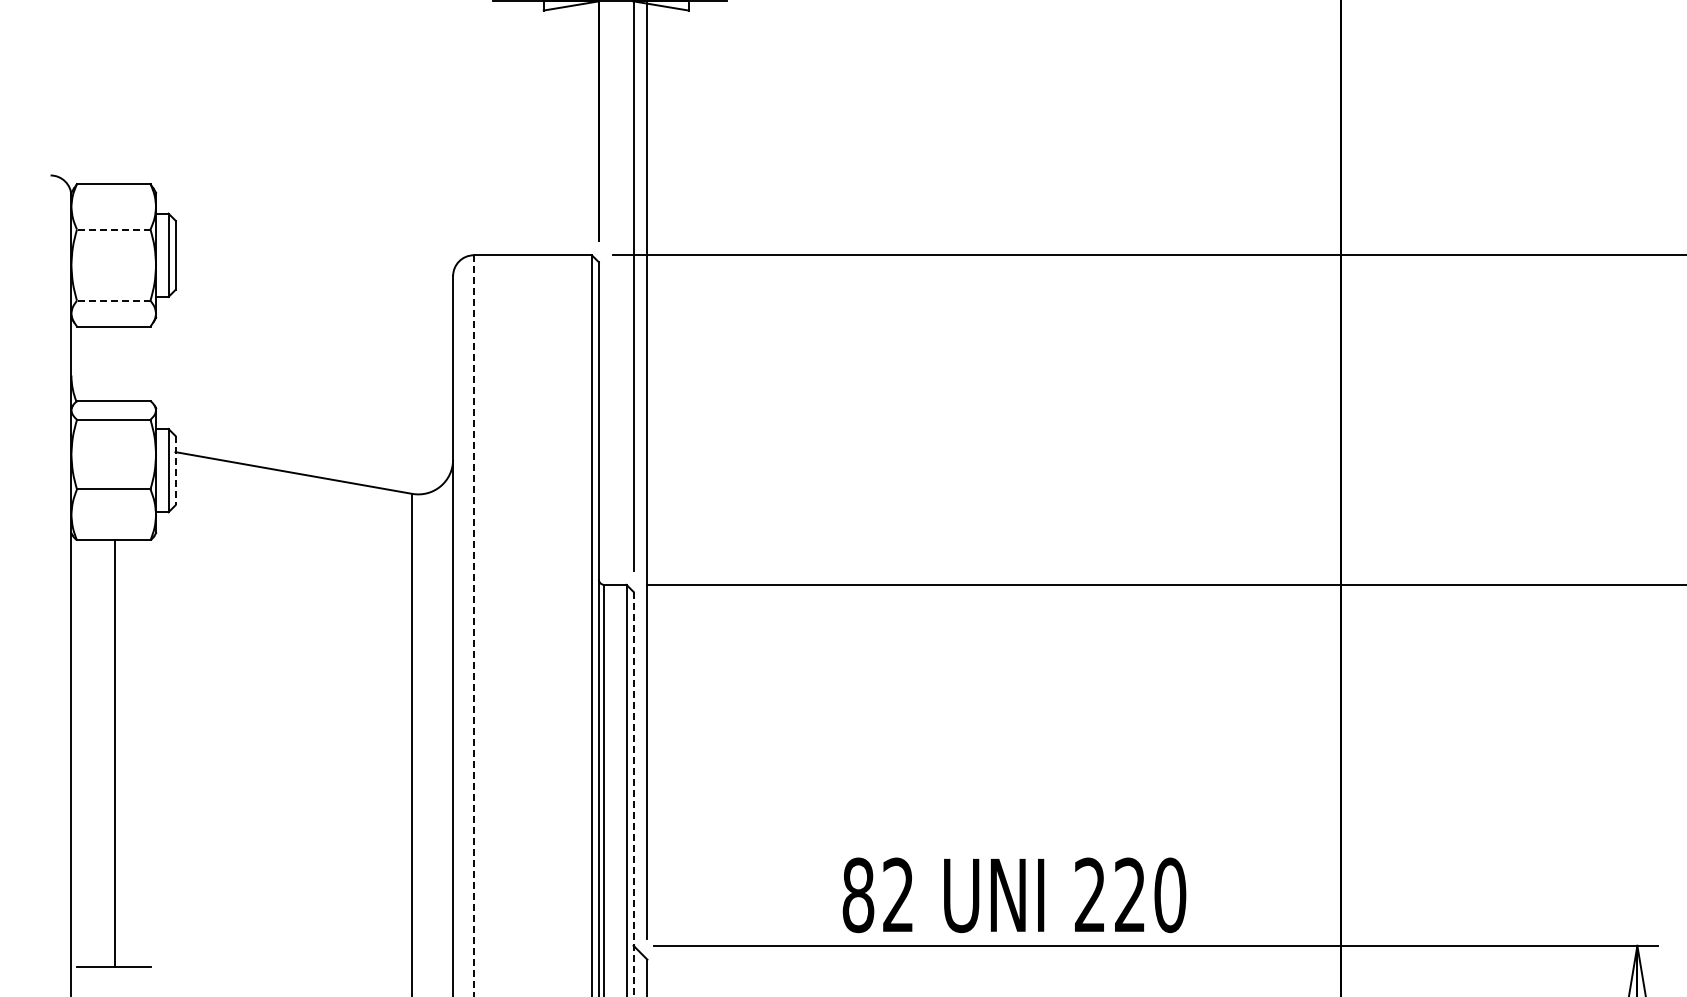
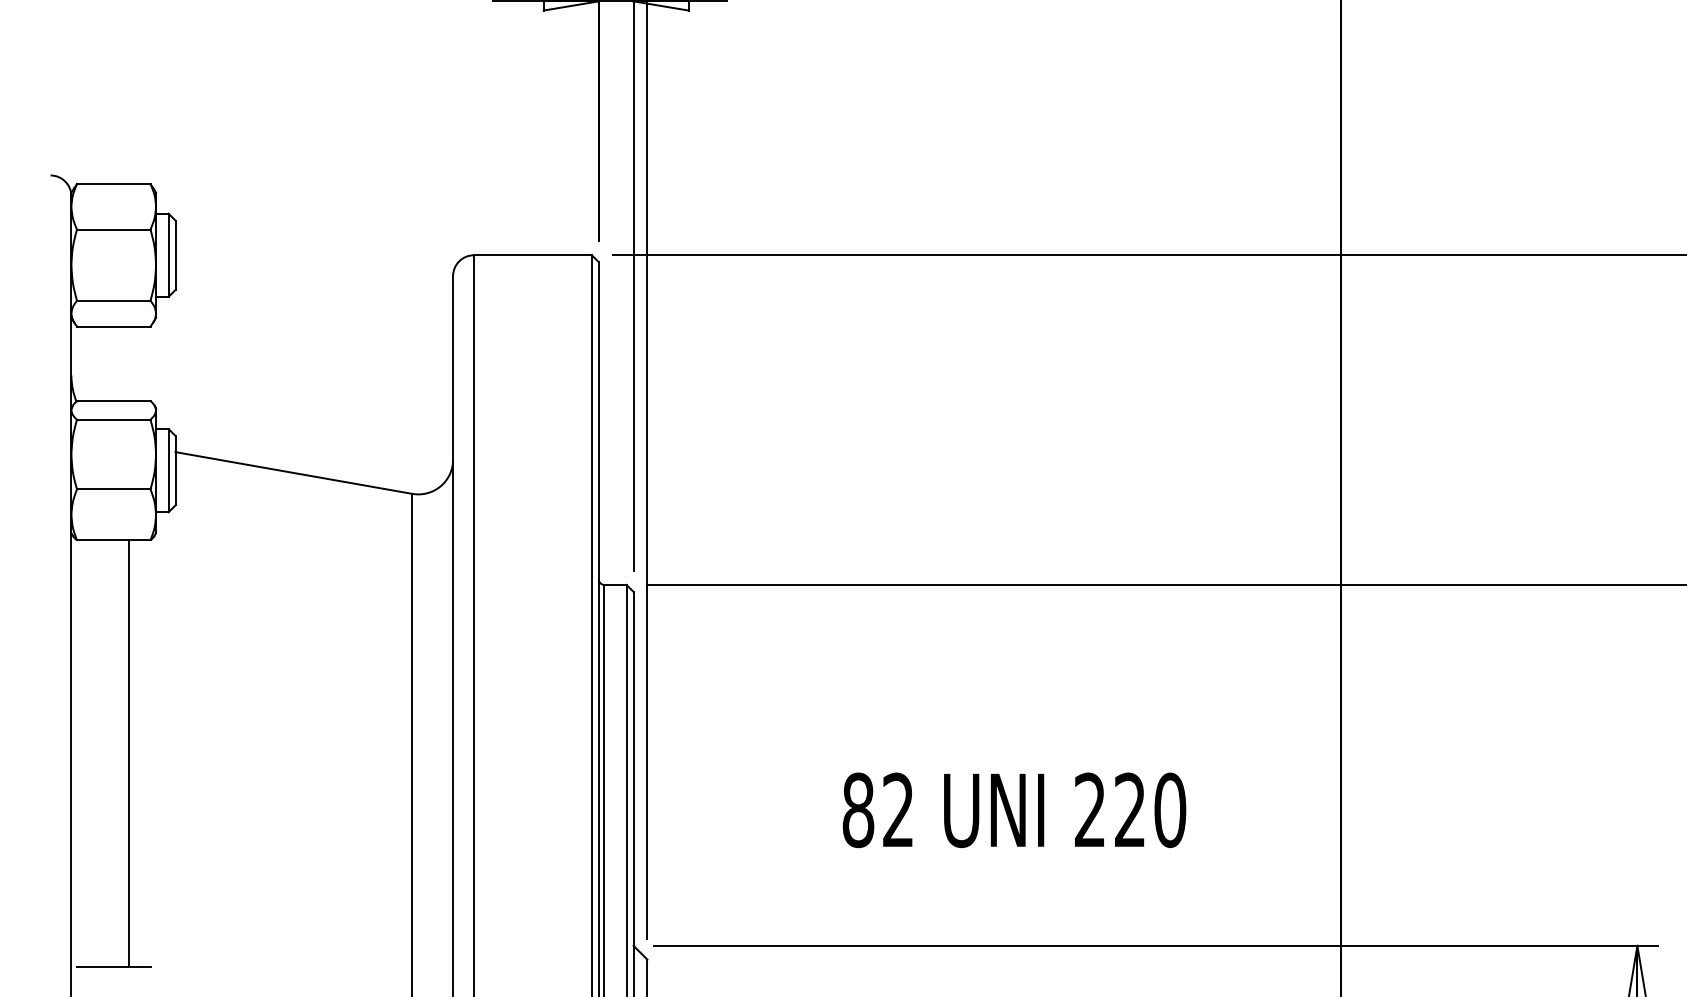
line: dashed -> solid (113, 229)
line: dashed -> solid (113, 300)
line: dashed -> solid (175, 470)
line: dashed -> solid (473, 626)
line position: (114, 753) -> (128, 753) (128, 753)
line: dashed -> solid (633, 794)
text position: (1014, 895) -> (1014, 810) (1014, 810)
